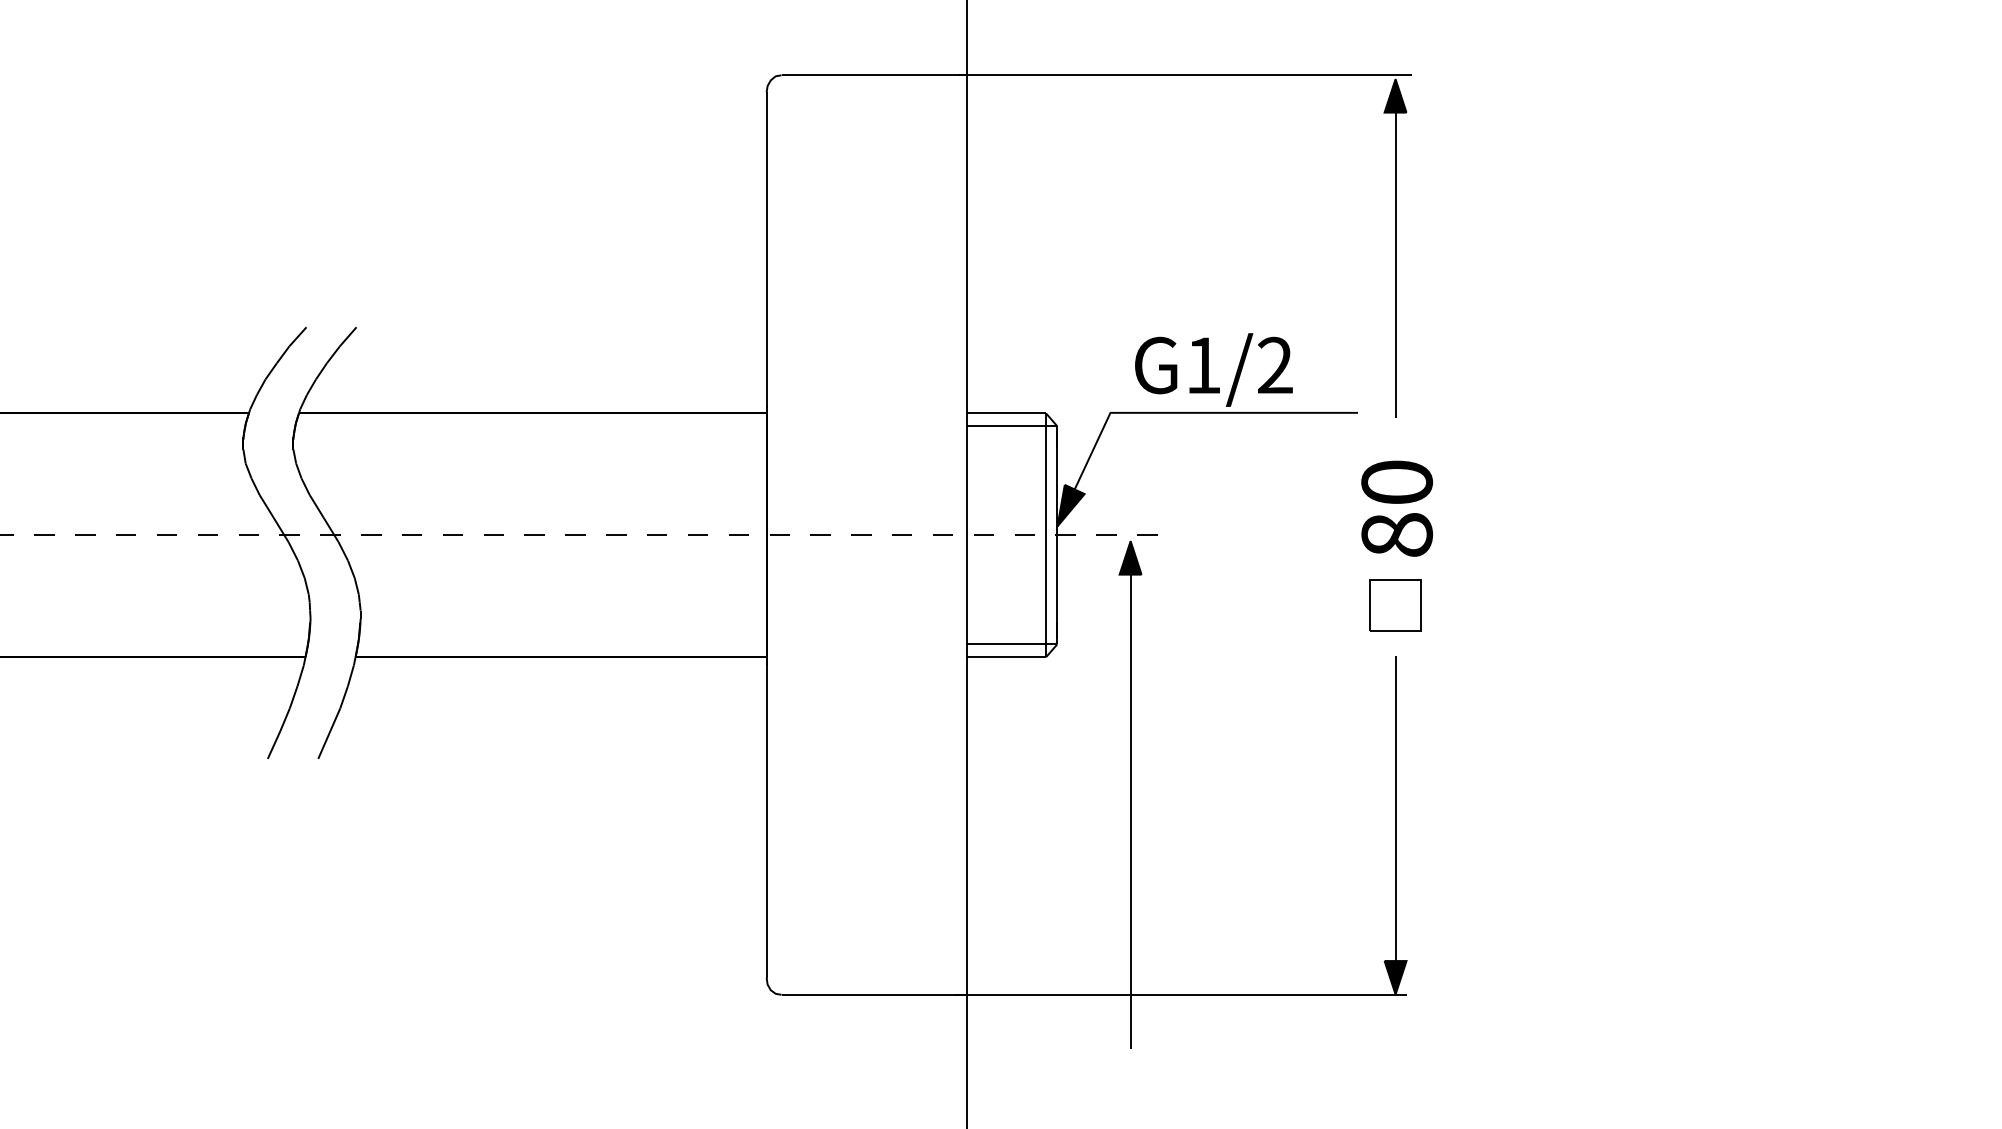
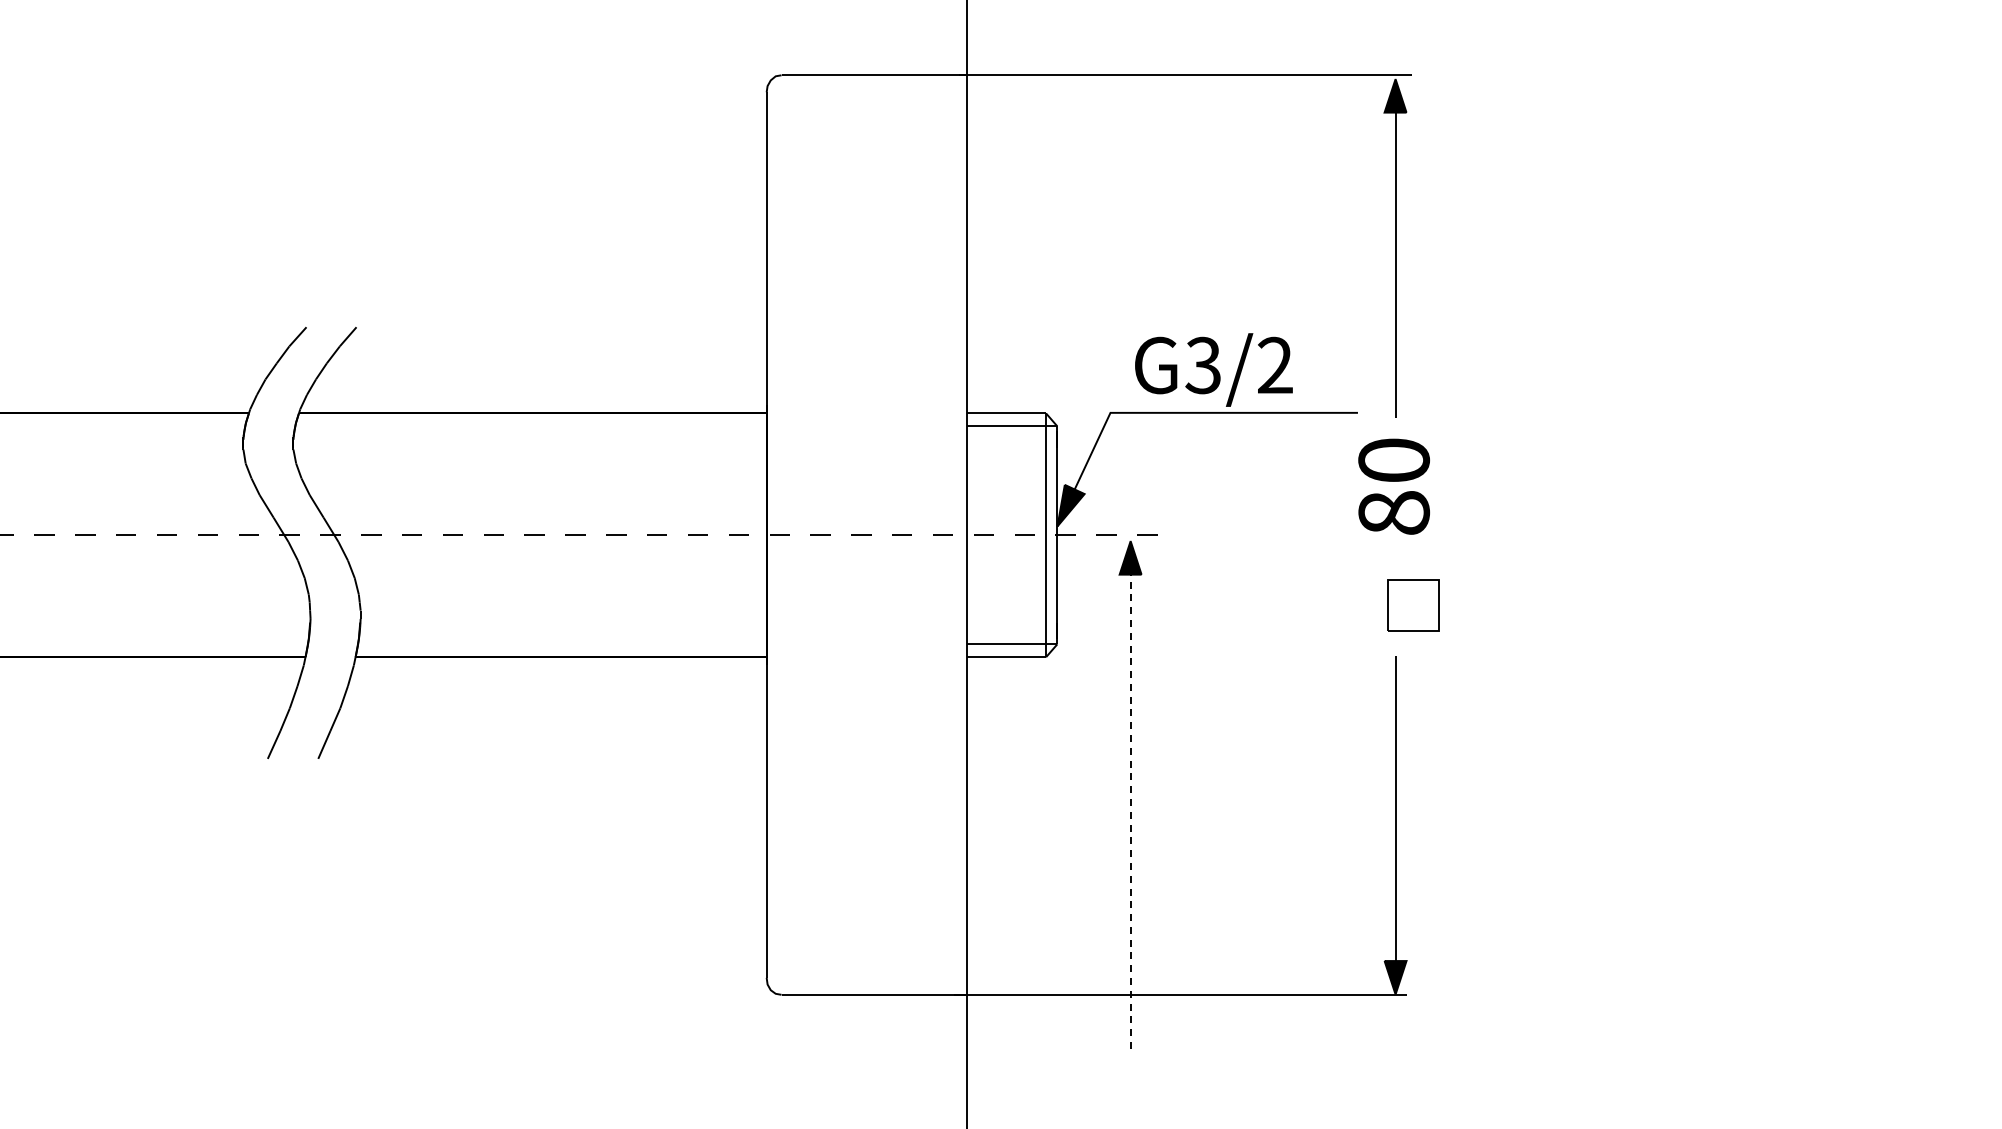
text: G1/2 -> G3/2 (1202, 365)
text position: (1396, 508) -> (1393, 486) (1393, 486)
part position: (1395, 605) -> (1413, 605) (1413, 605)
line: solid -> dashed (1130, 809)
